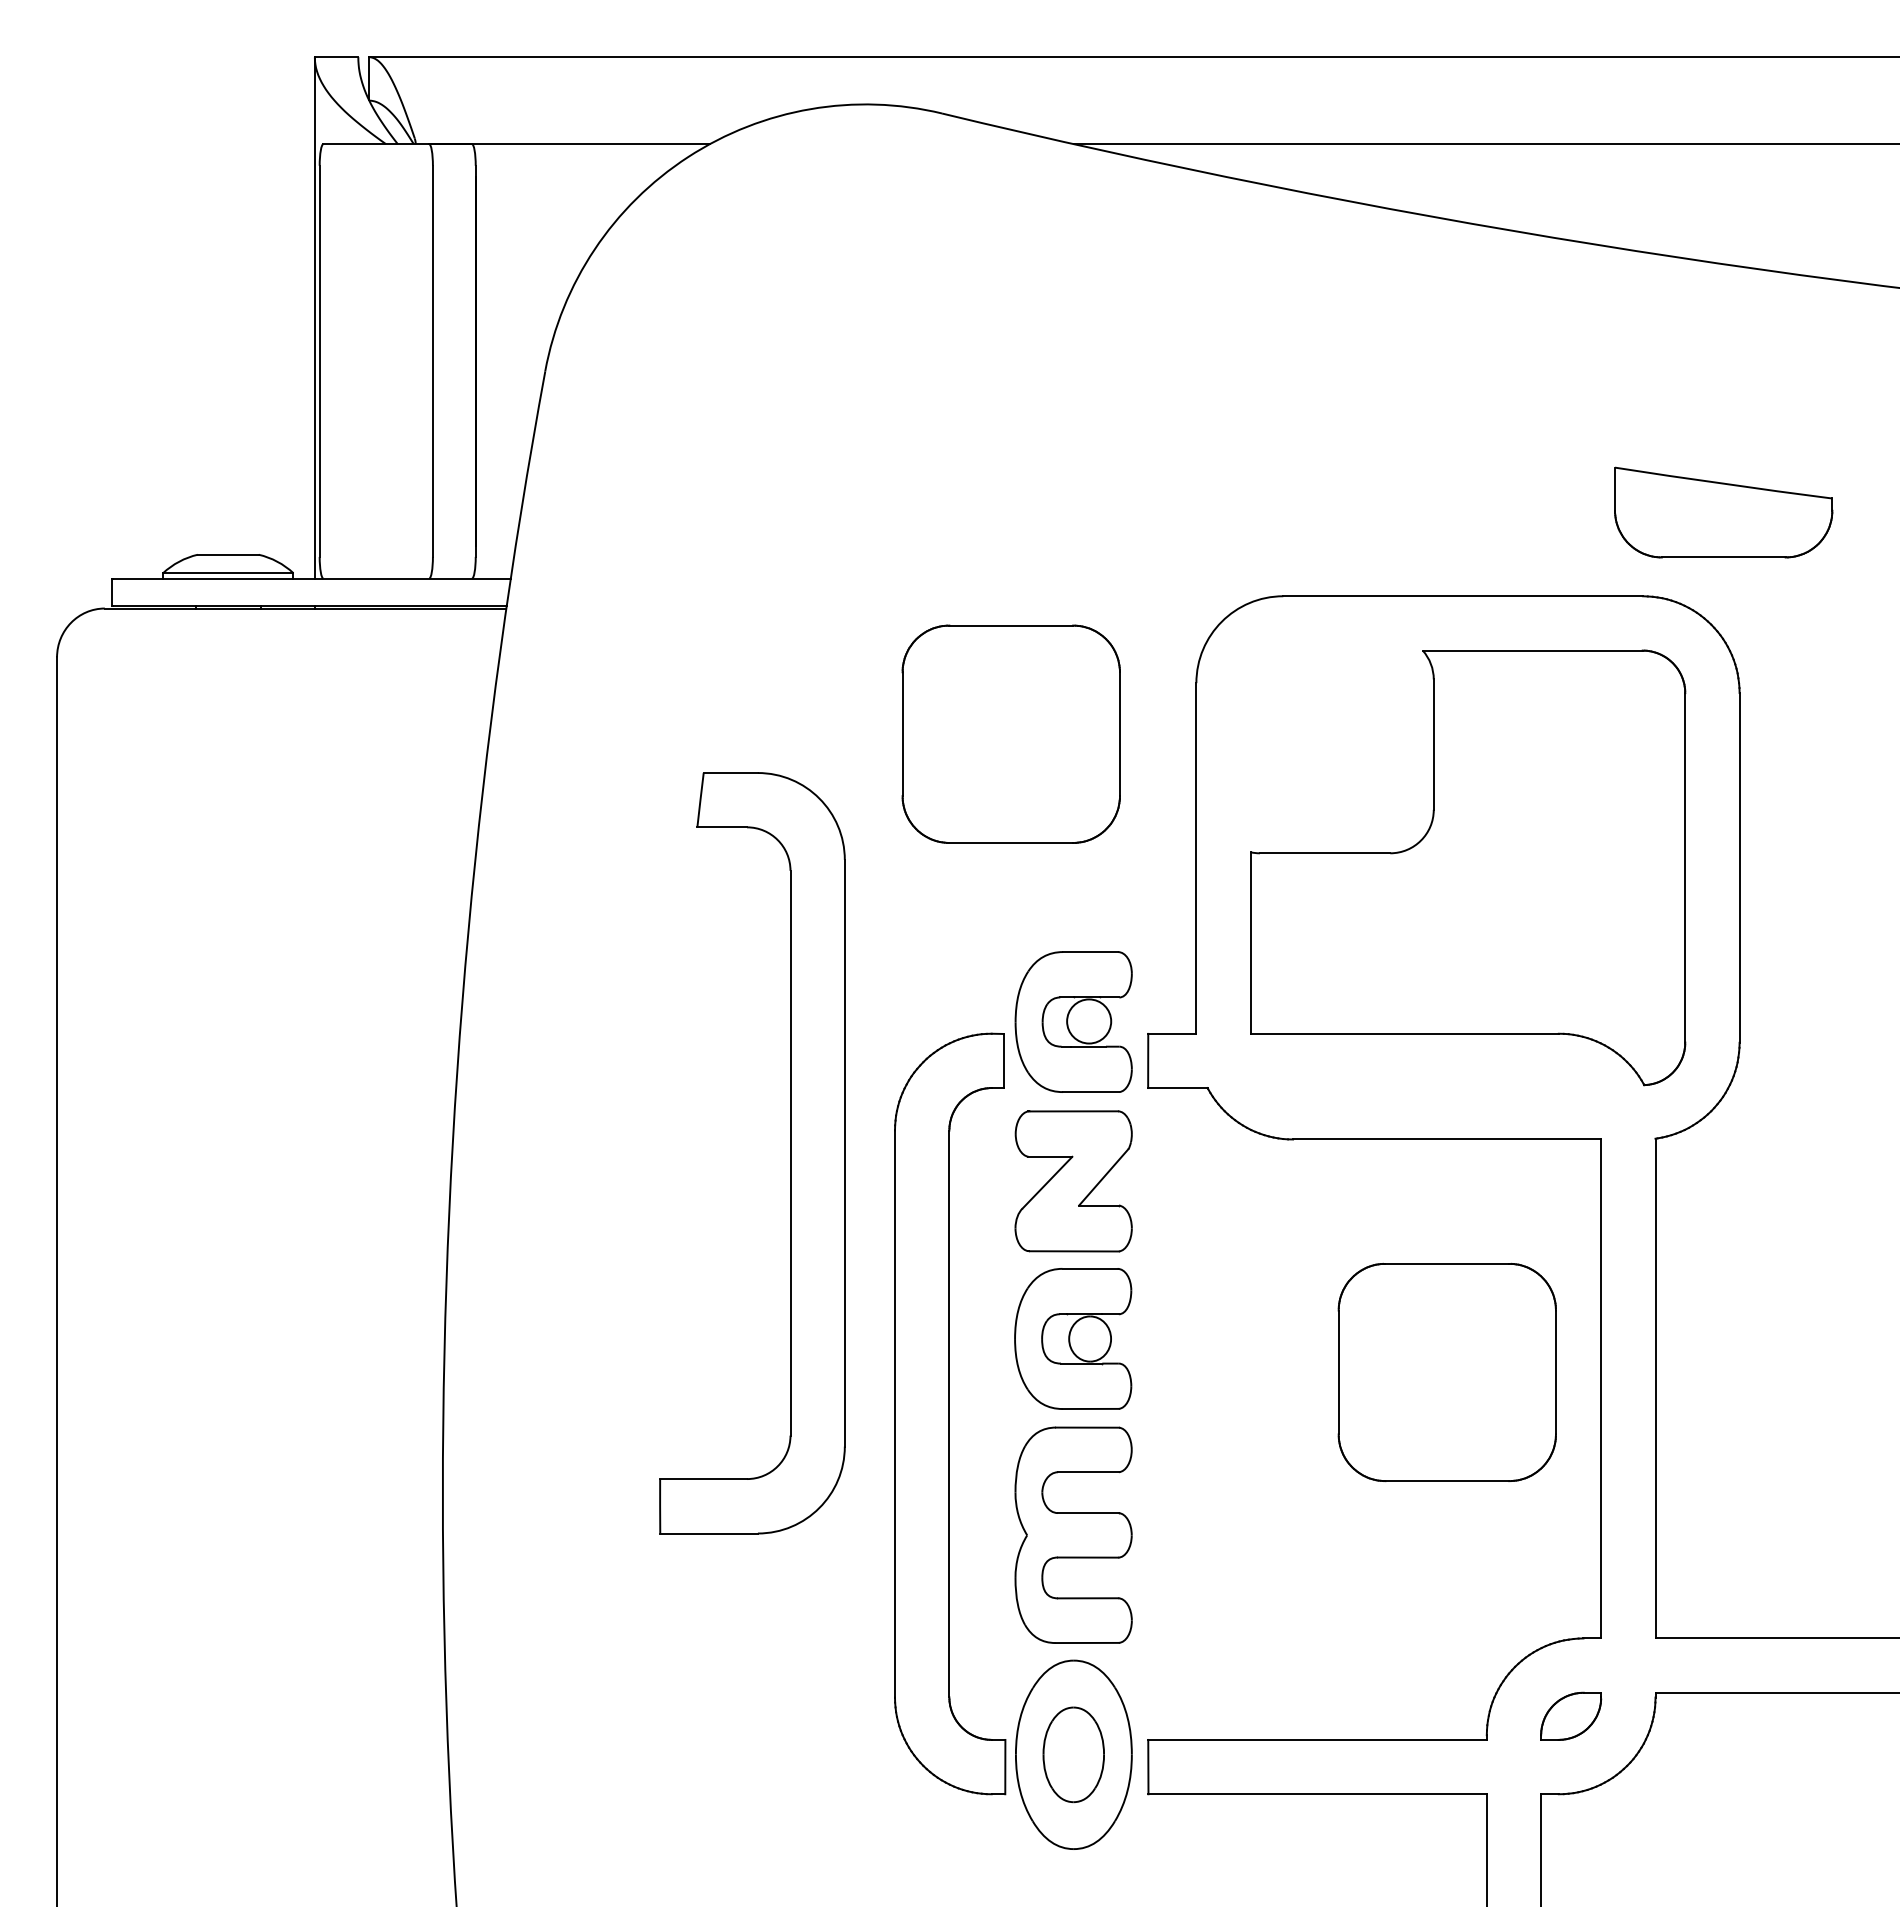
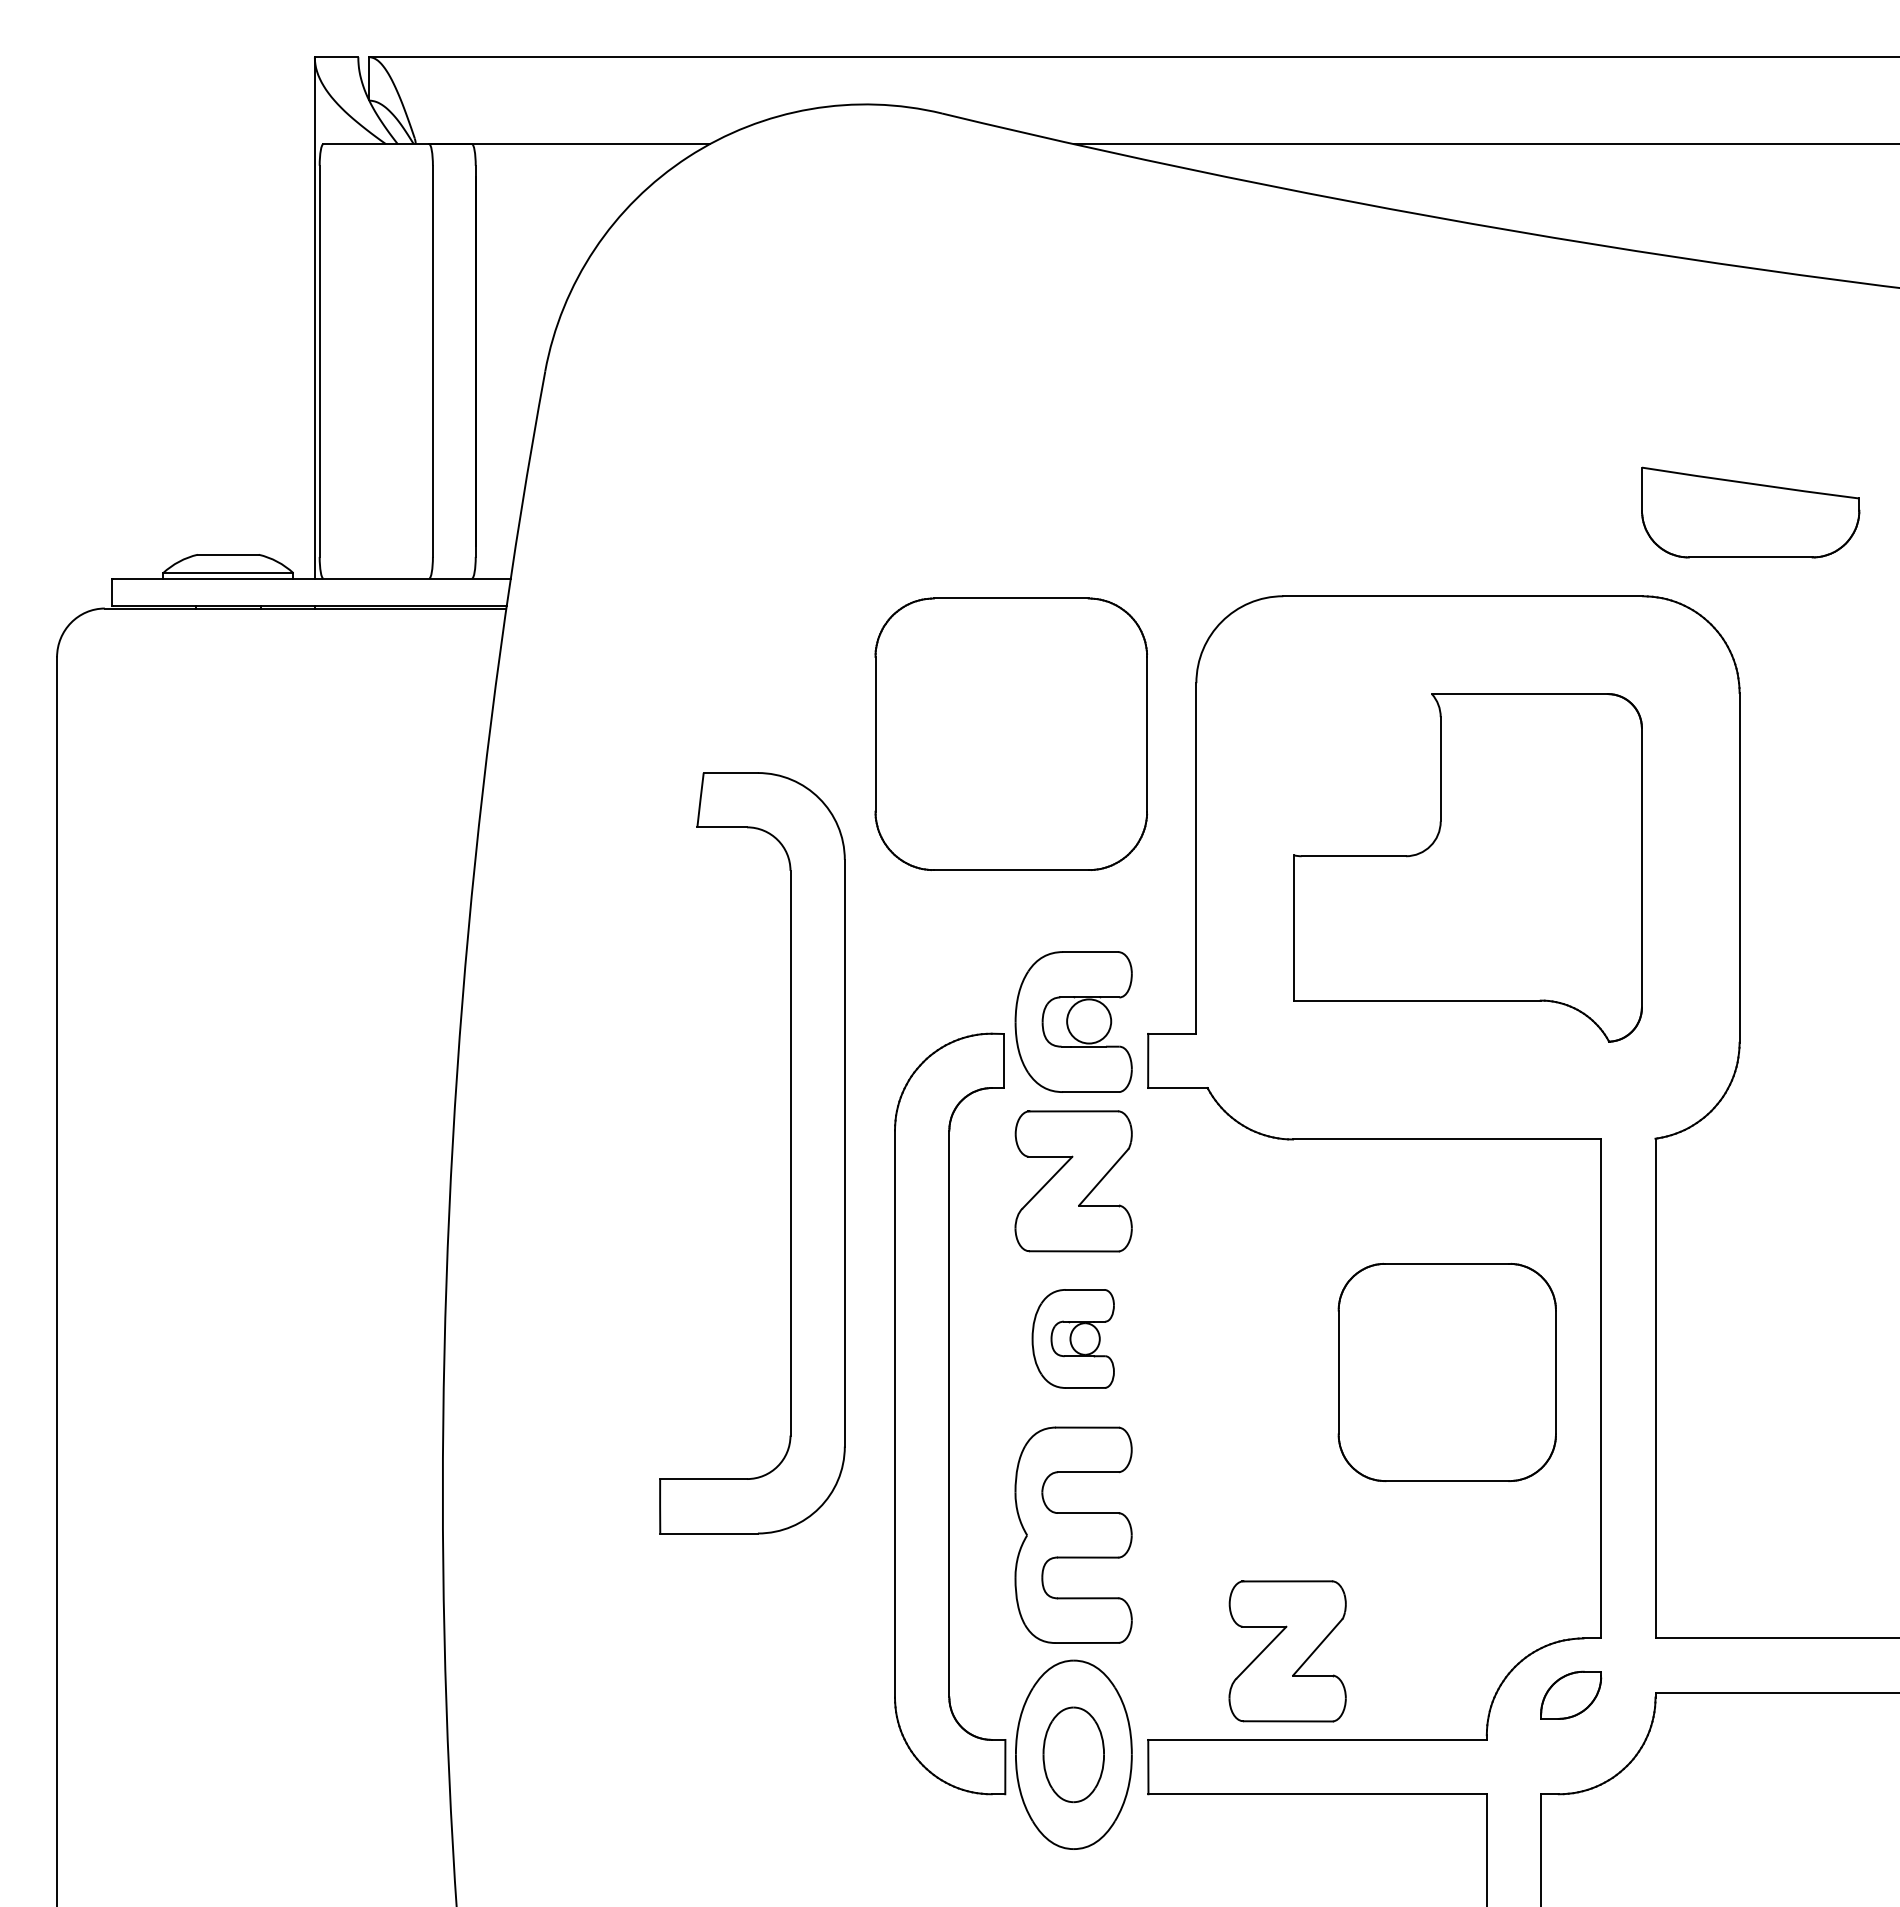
part position: (1723, 512) -> (1750, 512) (1750, 512)
part size: 220x220 px -> 275x274 px (1011, 733)
part size: 437x438 px -> 350x350 px (1467, 867)
part size: 119x142 px -> 84x100 px (1072, 1338)
part: none -> present (1287, 1651)
part position: (1571, 1715) -> (1571, 1694) (1571, 1694)
